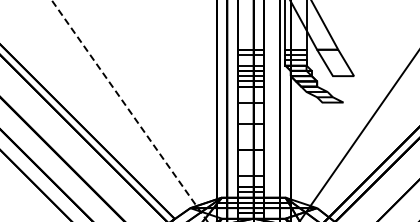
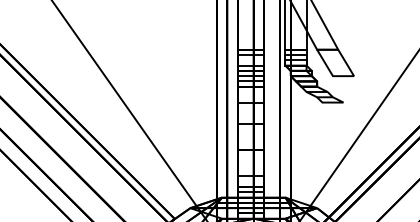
line: dashed -> solid (130, 111)
